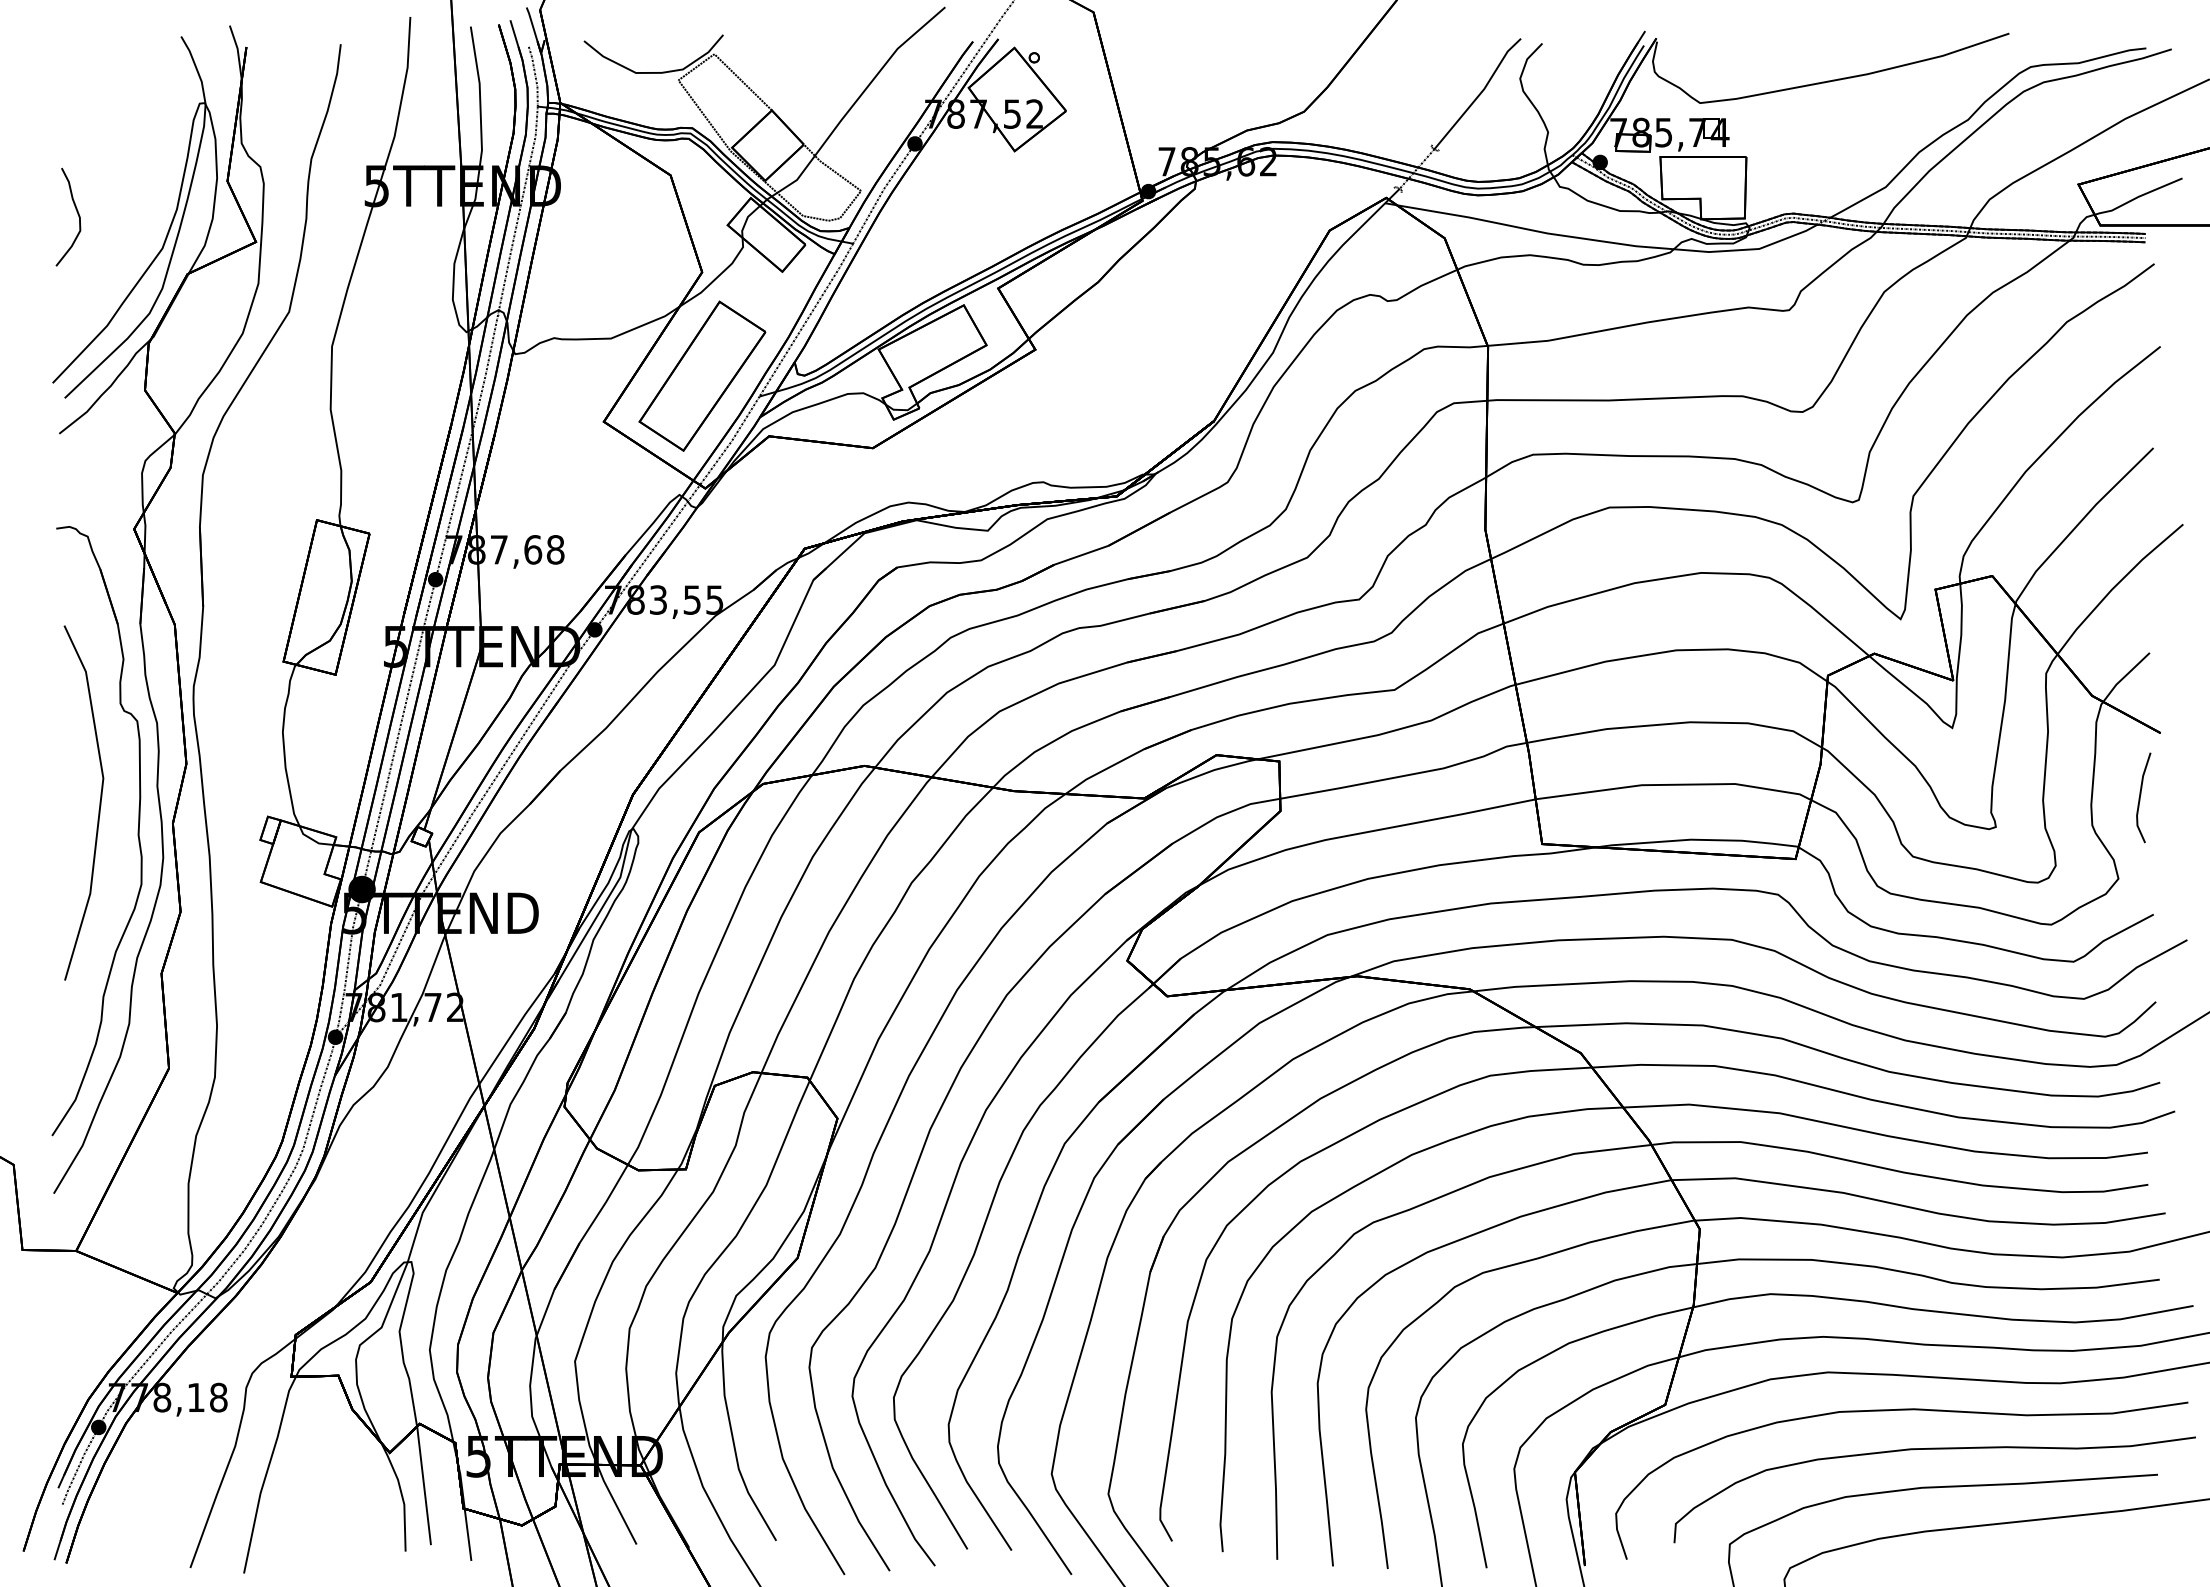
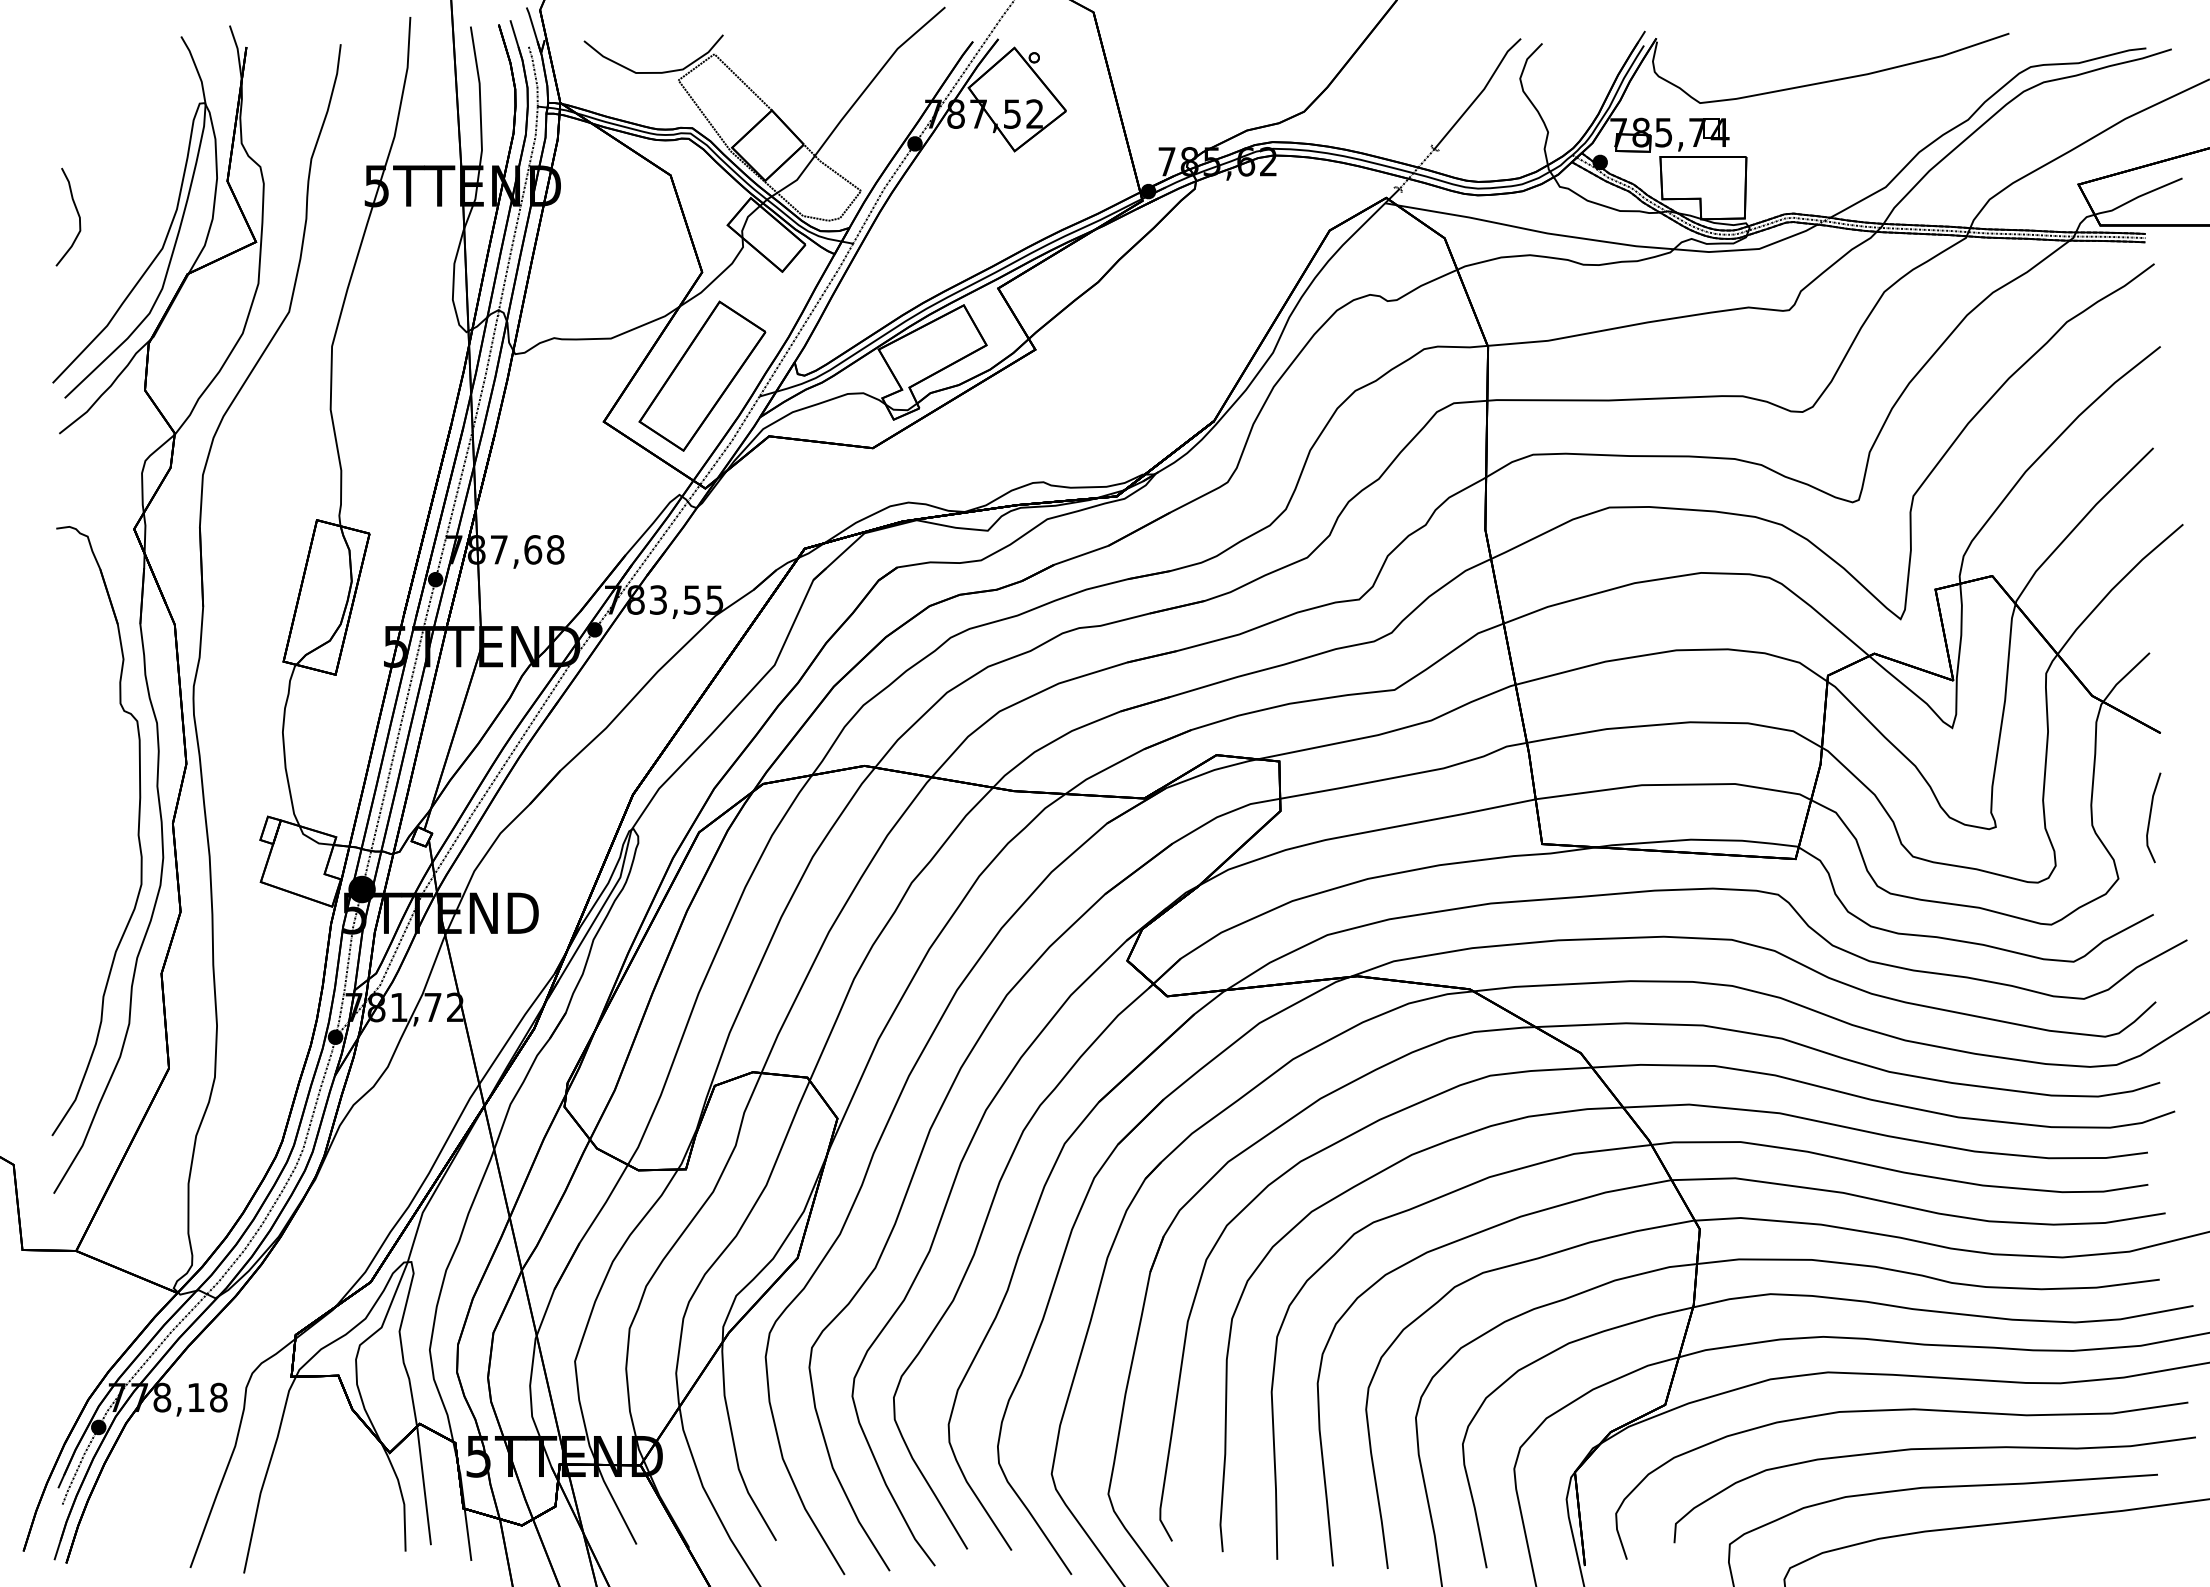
line position: (2140, 797) -> (2150, 817) (2150, 817)
curve: present -> none (99, 802)
